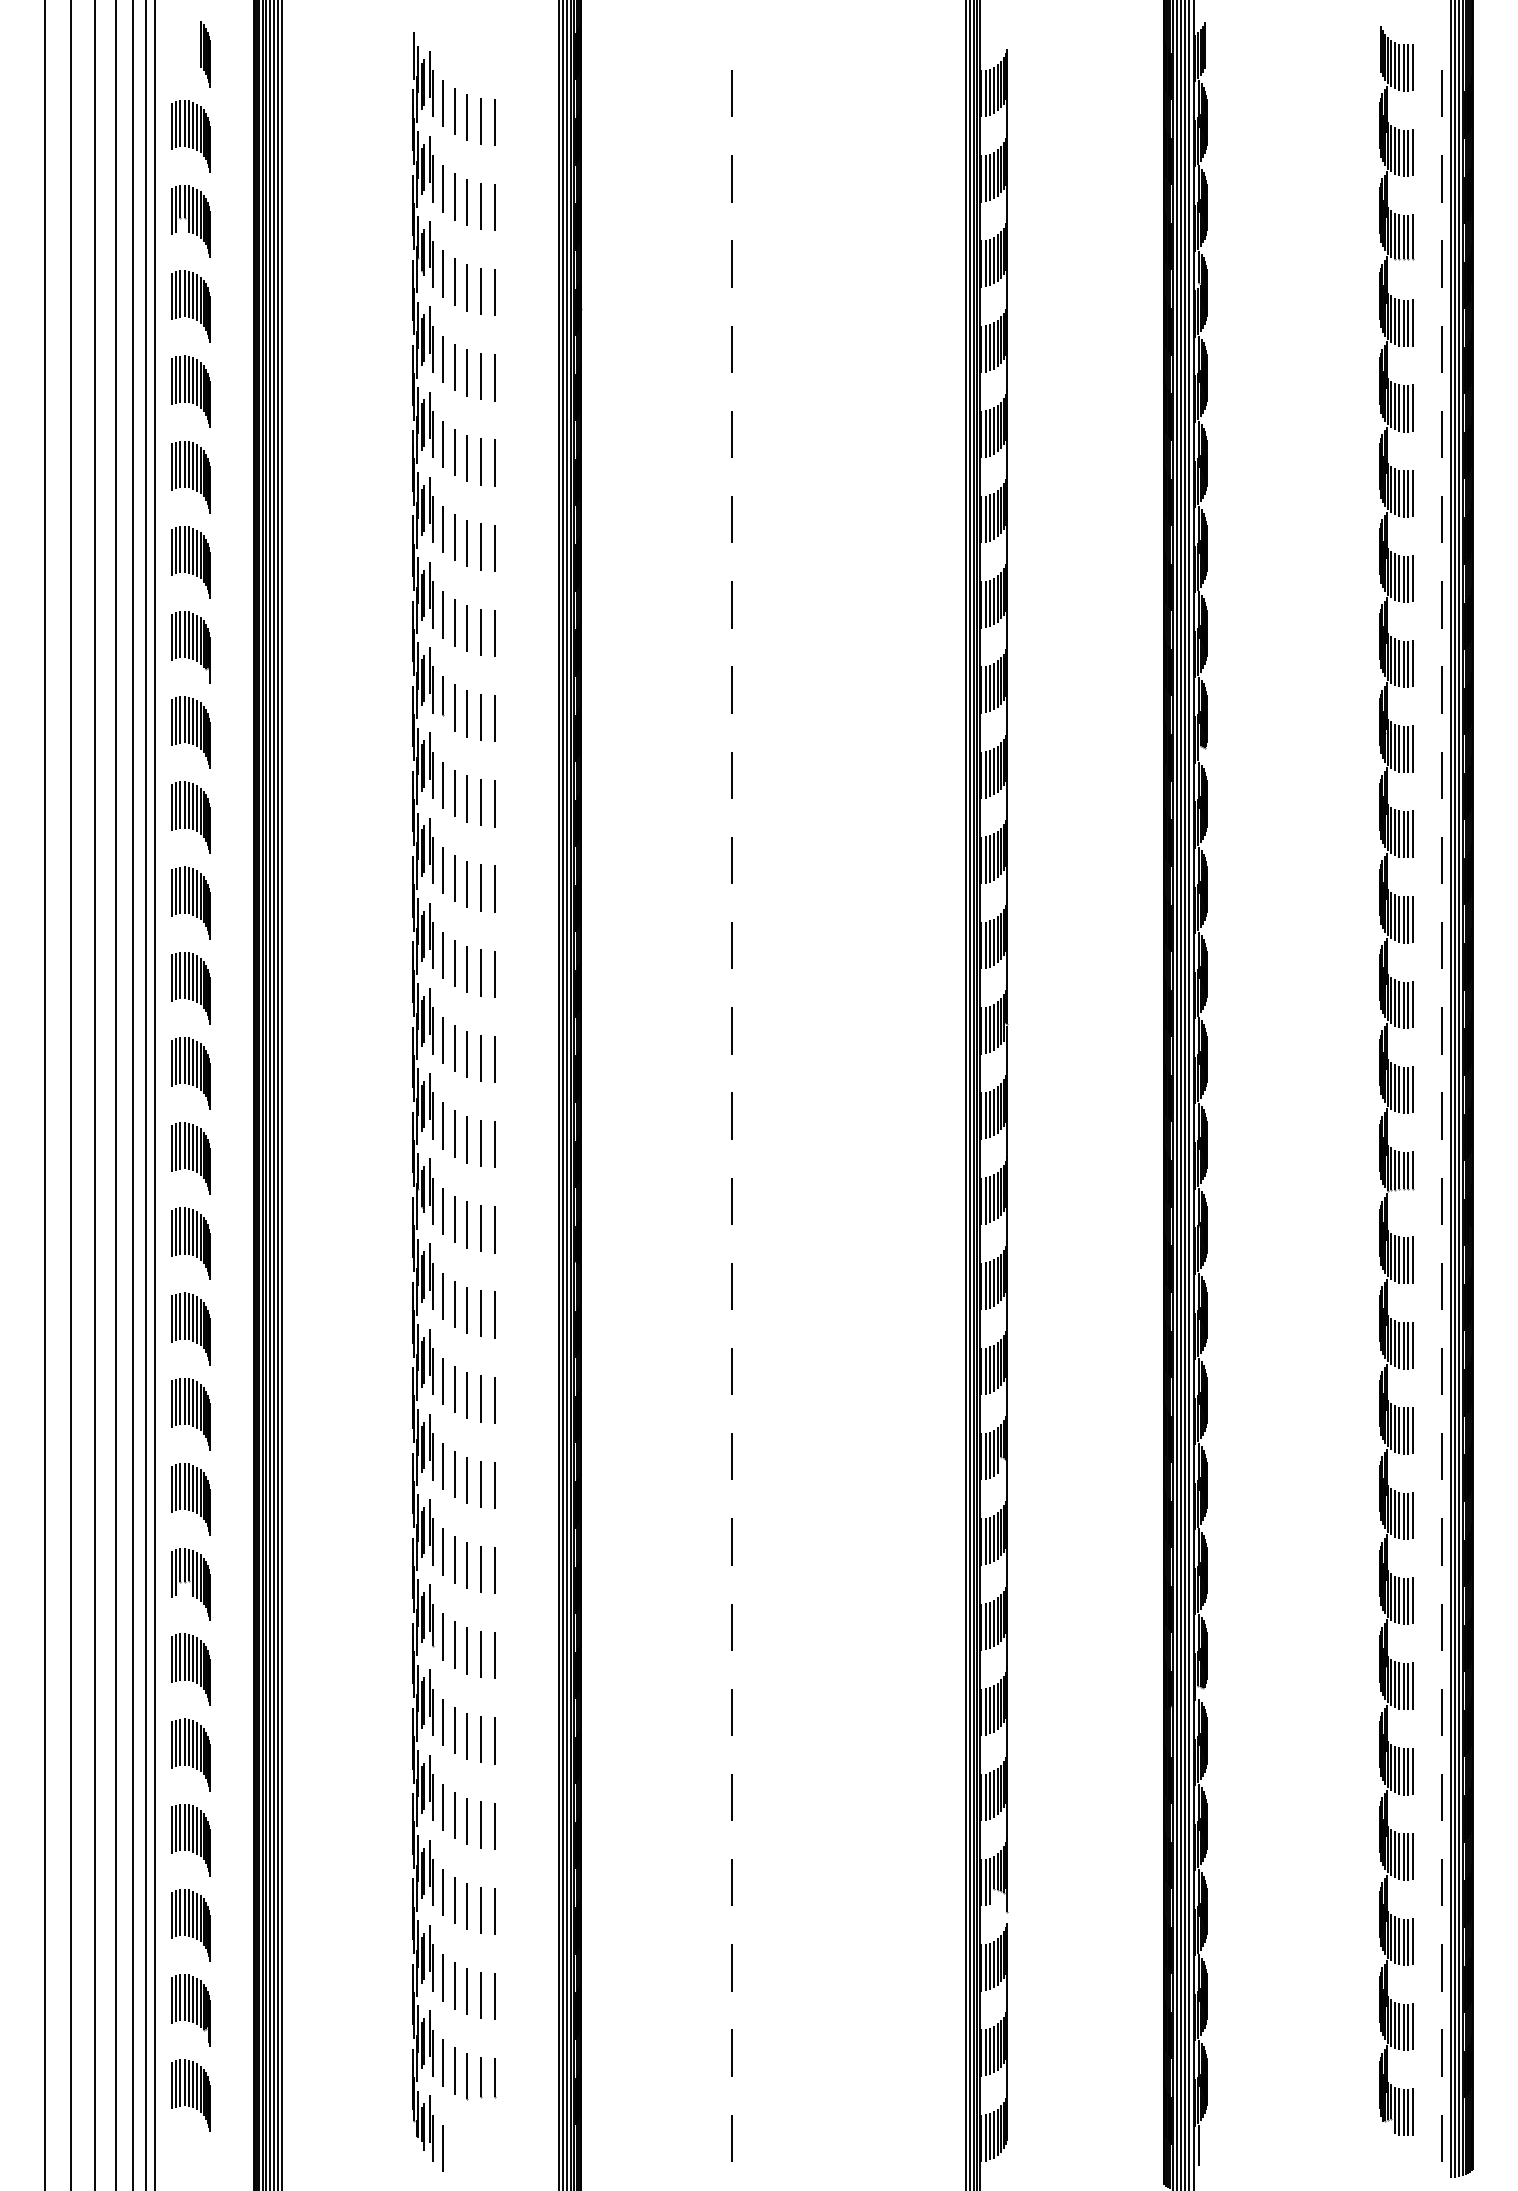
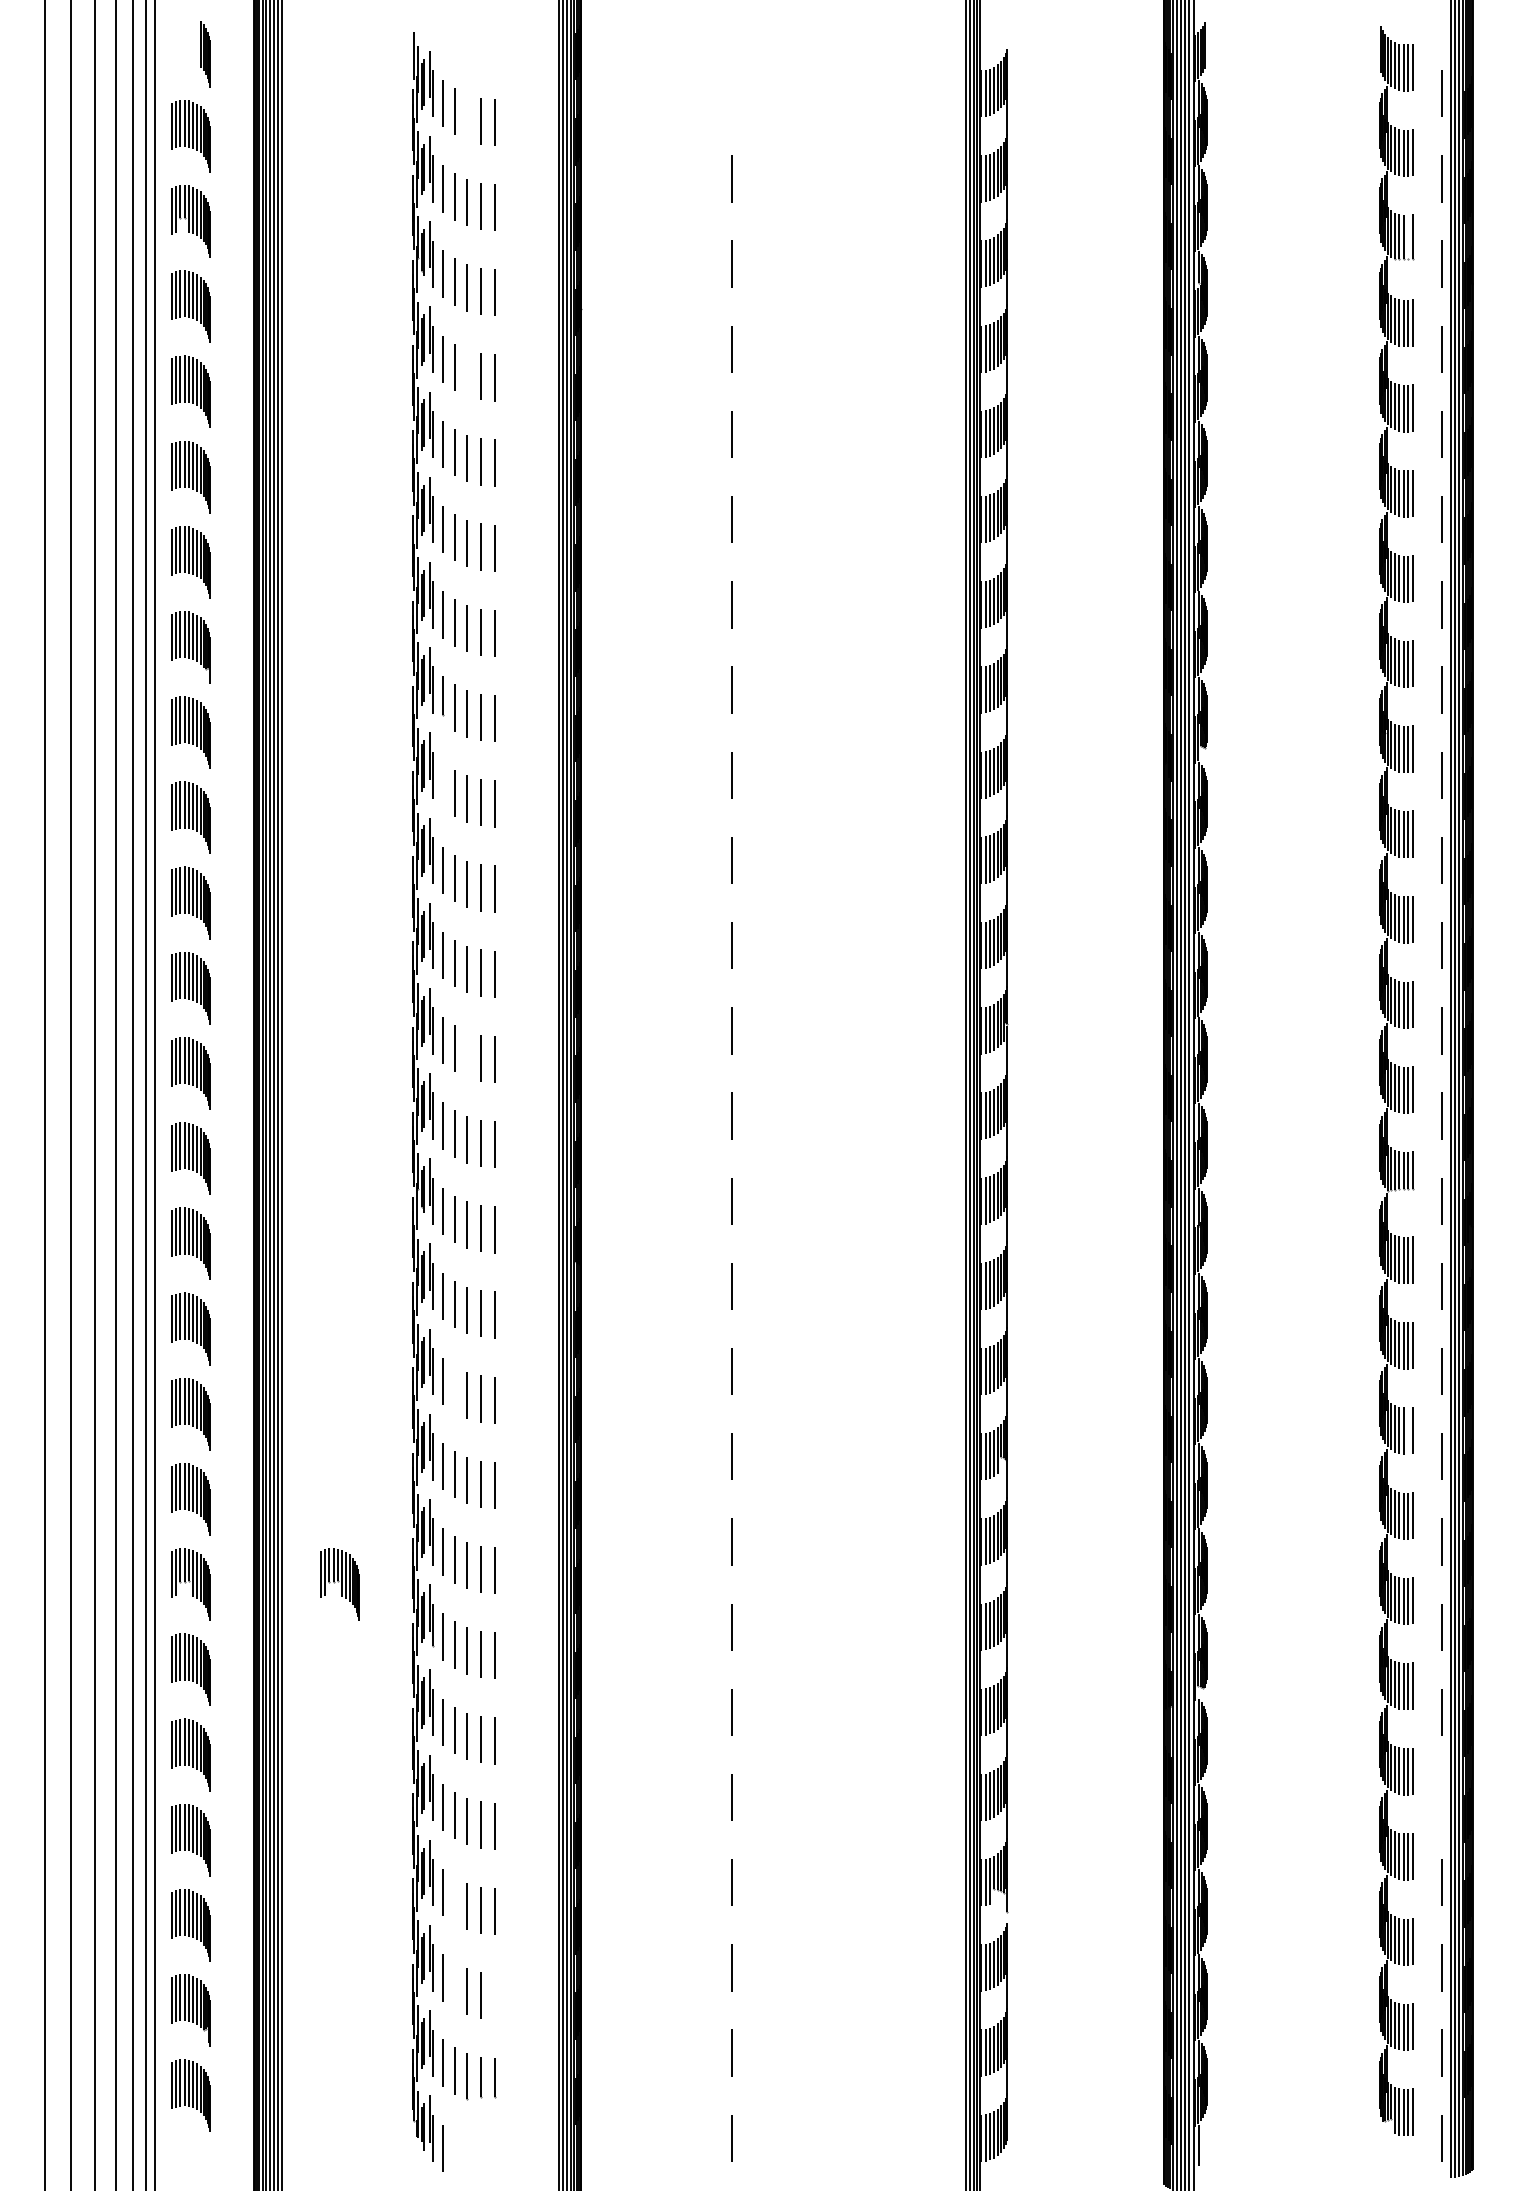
line: present -> none (732, 93)
line: present -> none (466, 117)
line: present -> none (1408, 236)
line: present -> none (467, 372)
line: present -> none (442, 785)
line: present -> none (467, 1054)
line: present -> none (454, 1389)
line: present -> none (1408, 1430)
part: none -> present (339, 1584)
line: present -> none (1442, 1797)
line: present -> none (454, 1900)
line: present -> none (454, 1985)
line: present -> none (495, 1996)
